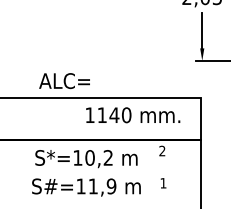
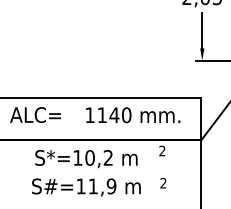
text position: (64, 81) -> (35, 115) (35, 115)
line: none -> present (214, 122)
text: 1 -> 2 (163, 183)
